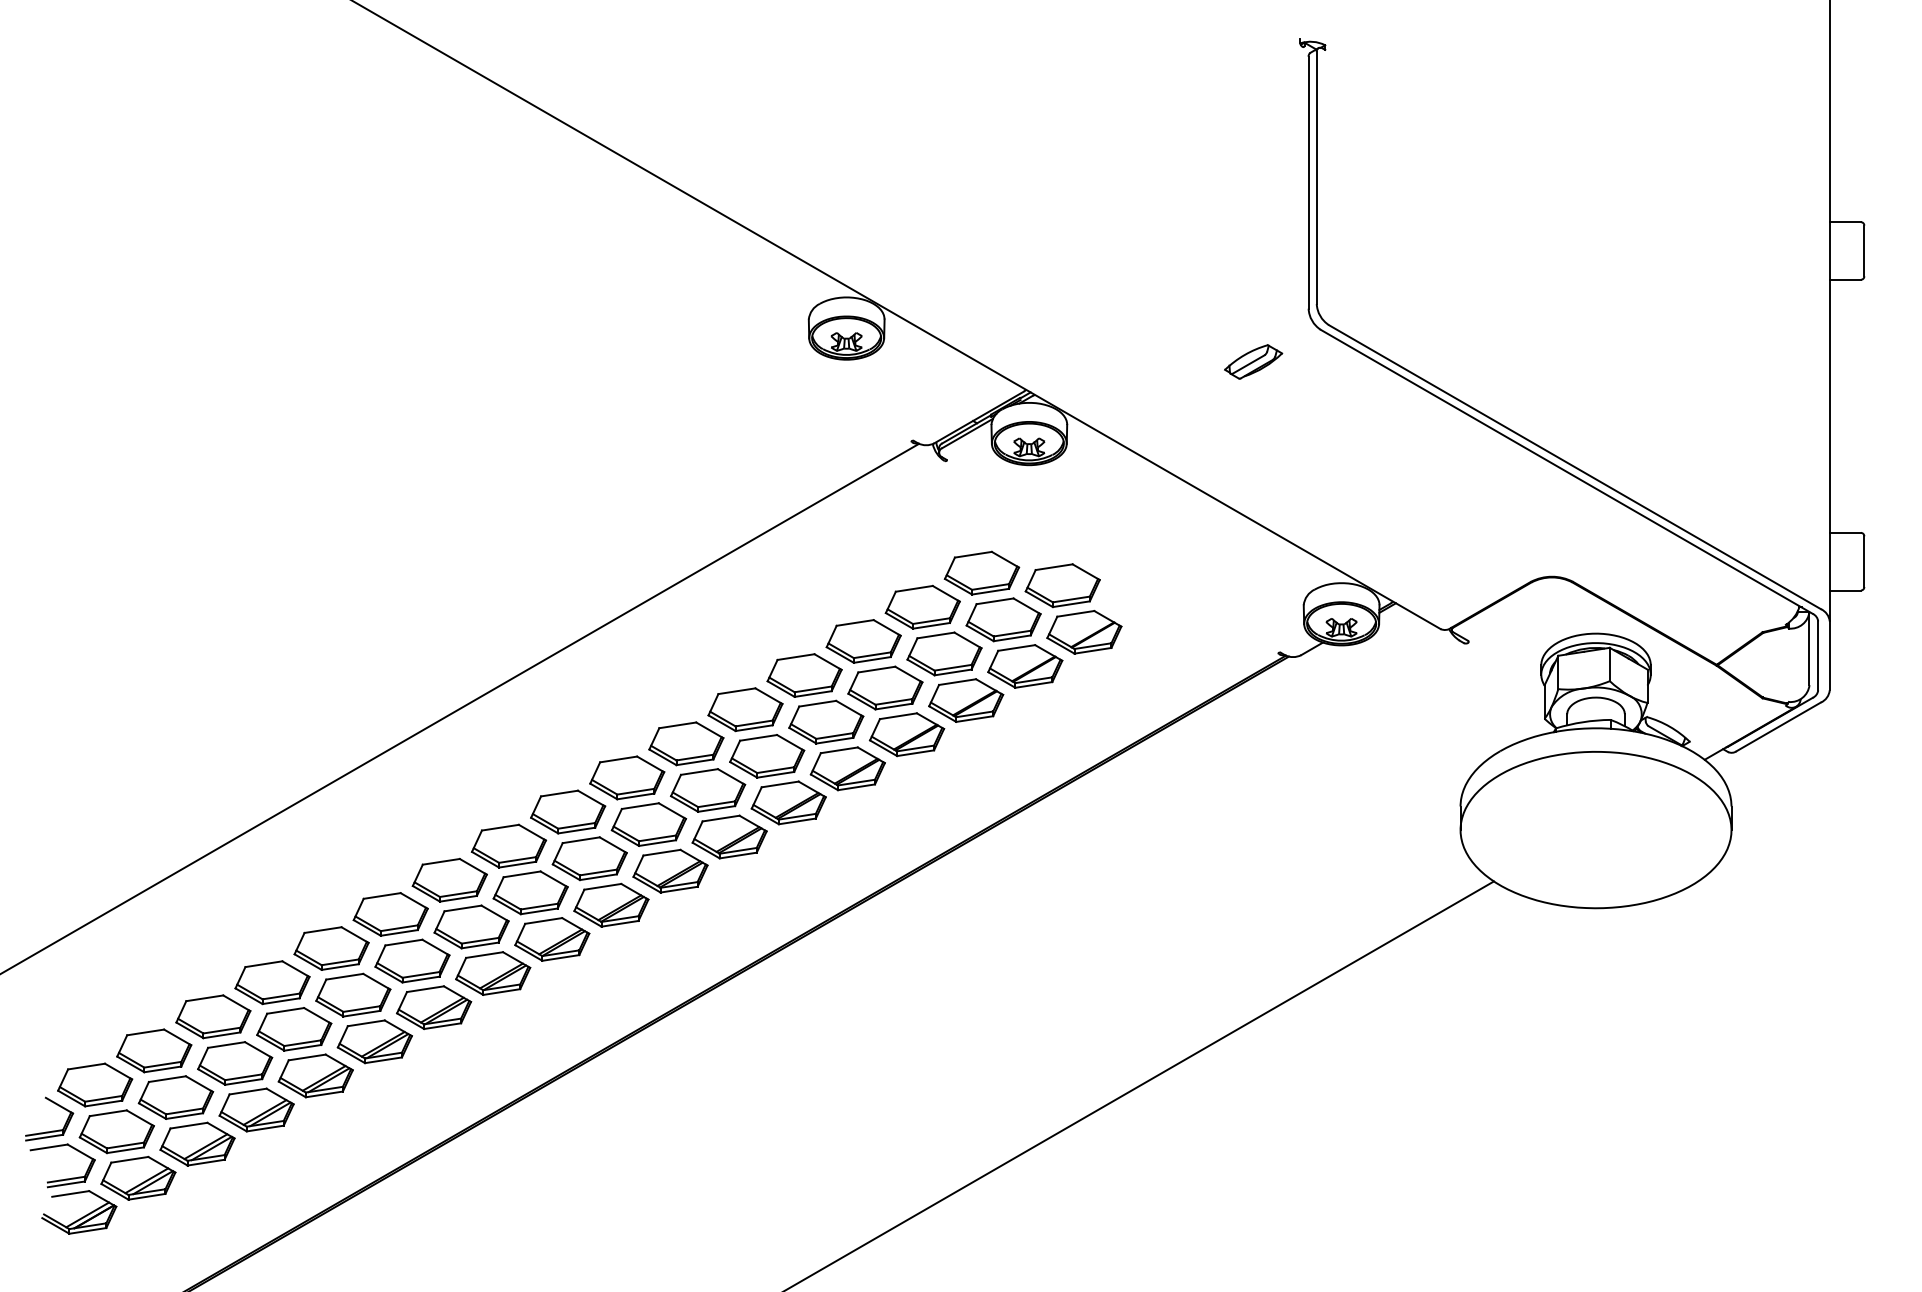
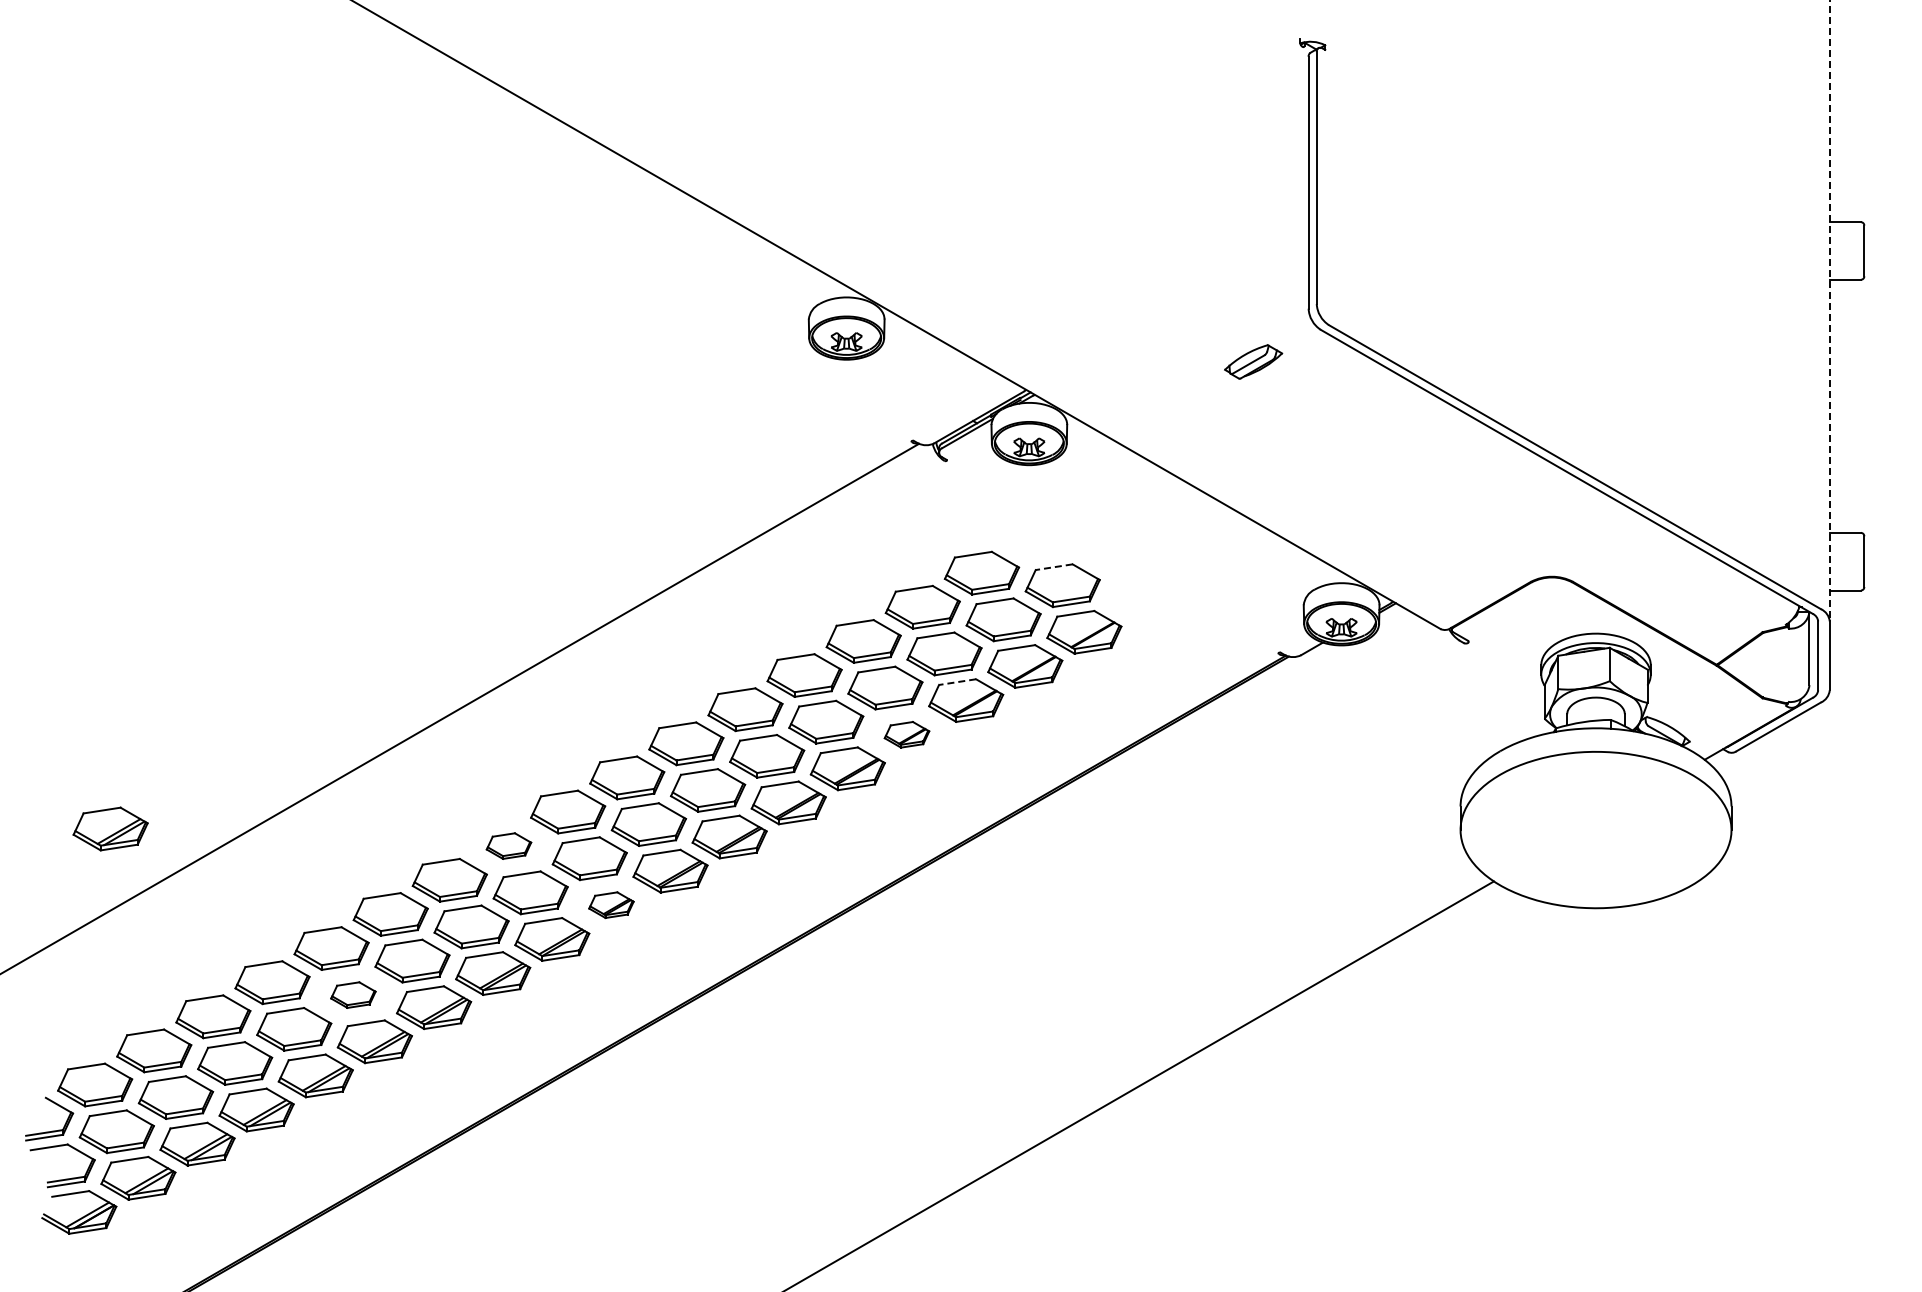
line: solid -> dashed (1829, 311)
line: solid -> dashed (1054, 567)
line: solid -> dashed (957, 682)
part size: 78x46 px -> 48x28 px (906, 734)
part: none -> present (110, 828)
part size: 78x46 px -> 48x28 px (508, 845)
part size: 77x46 px -> 47x29 px (611, 905)
part size: 77x46 px -> 47x28 px (353, 994)
